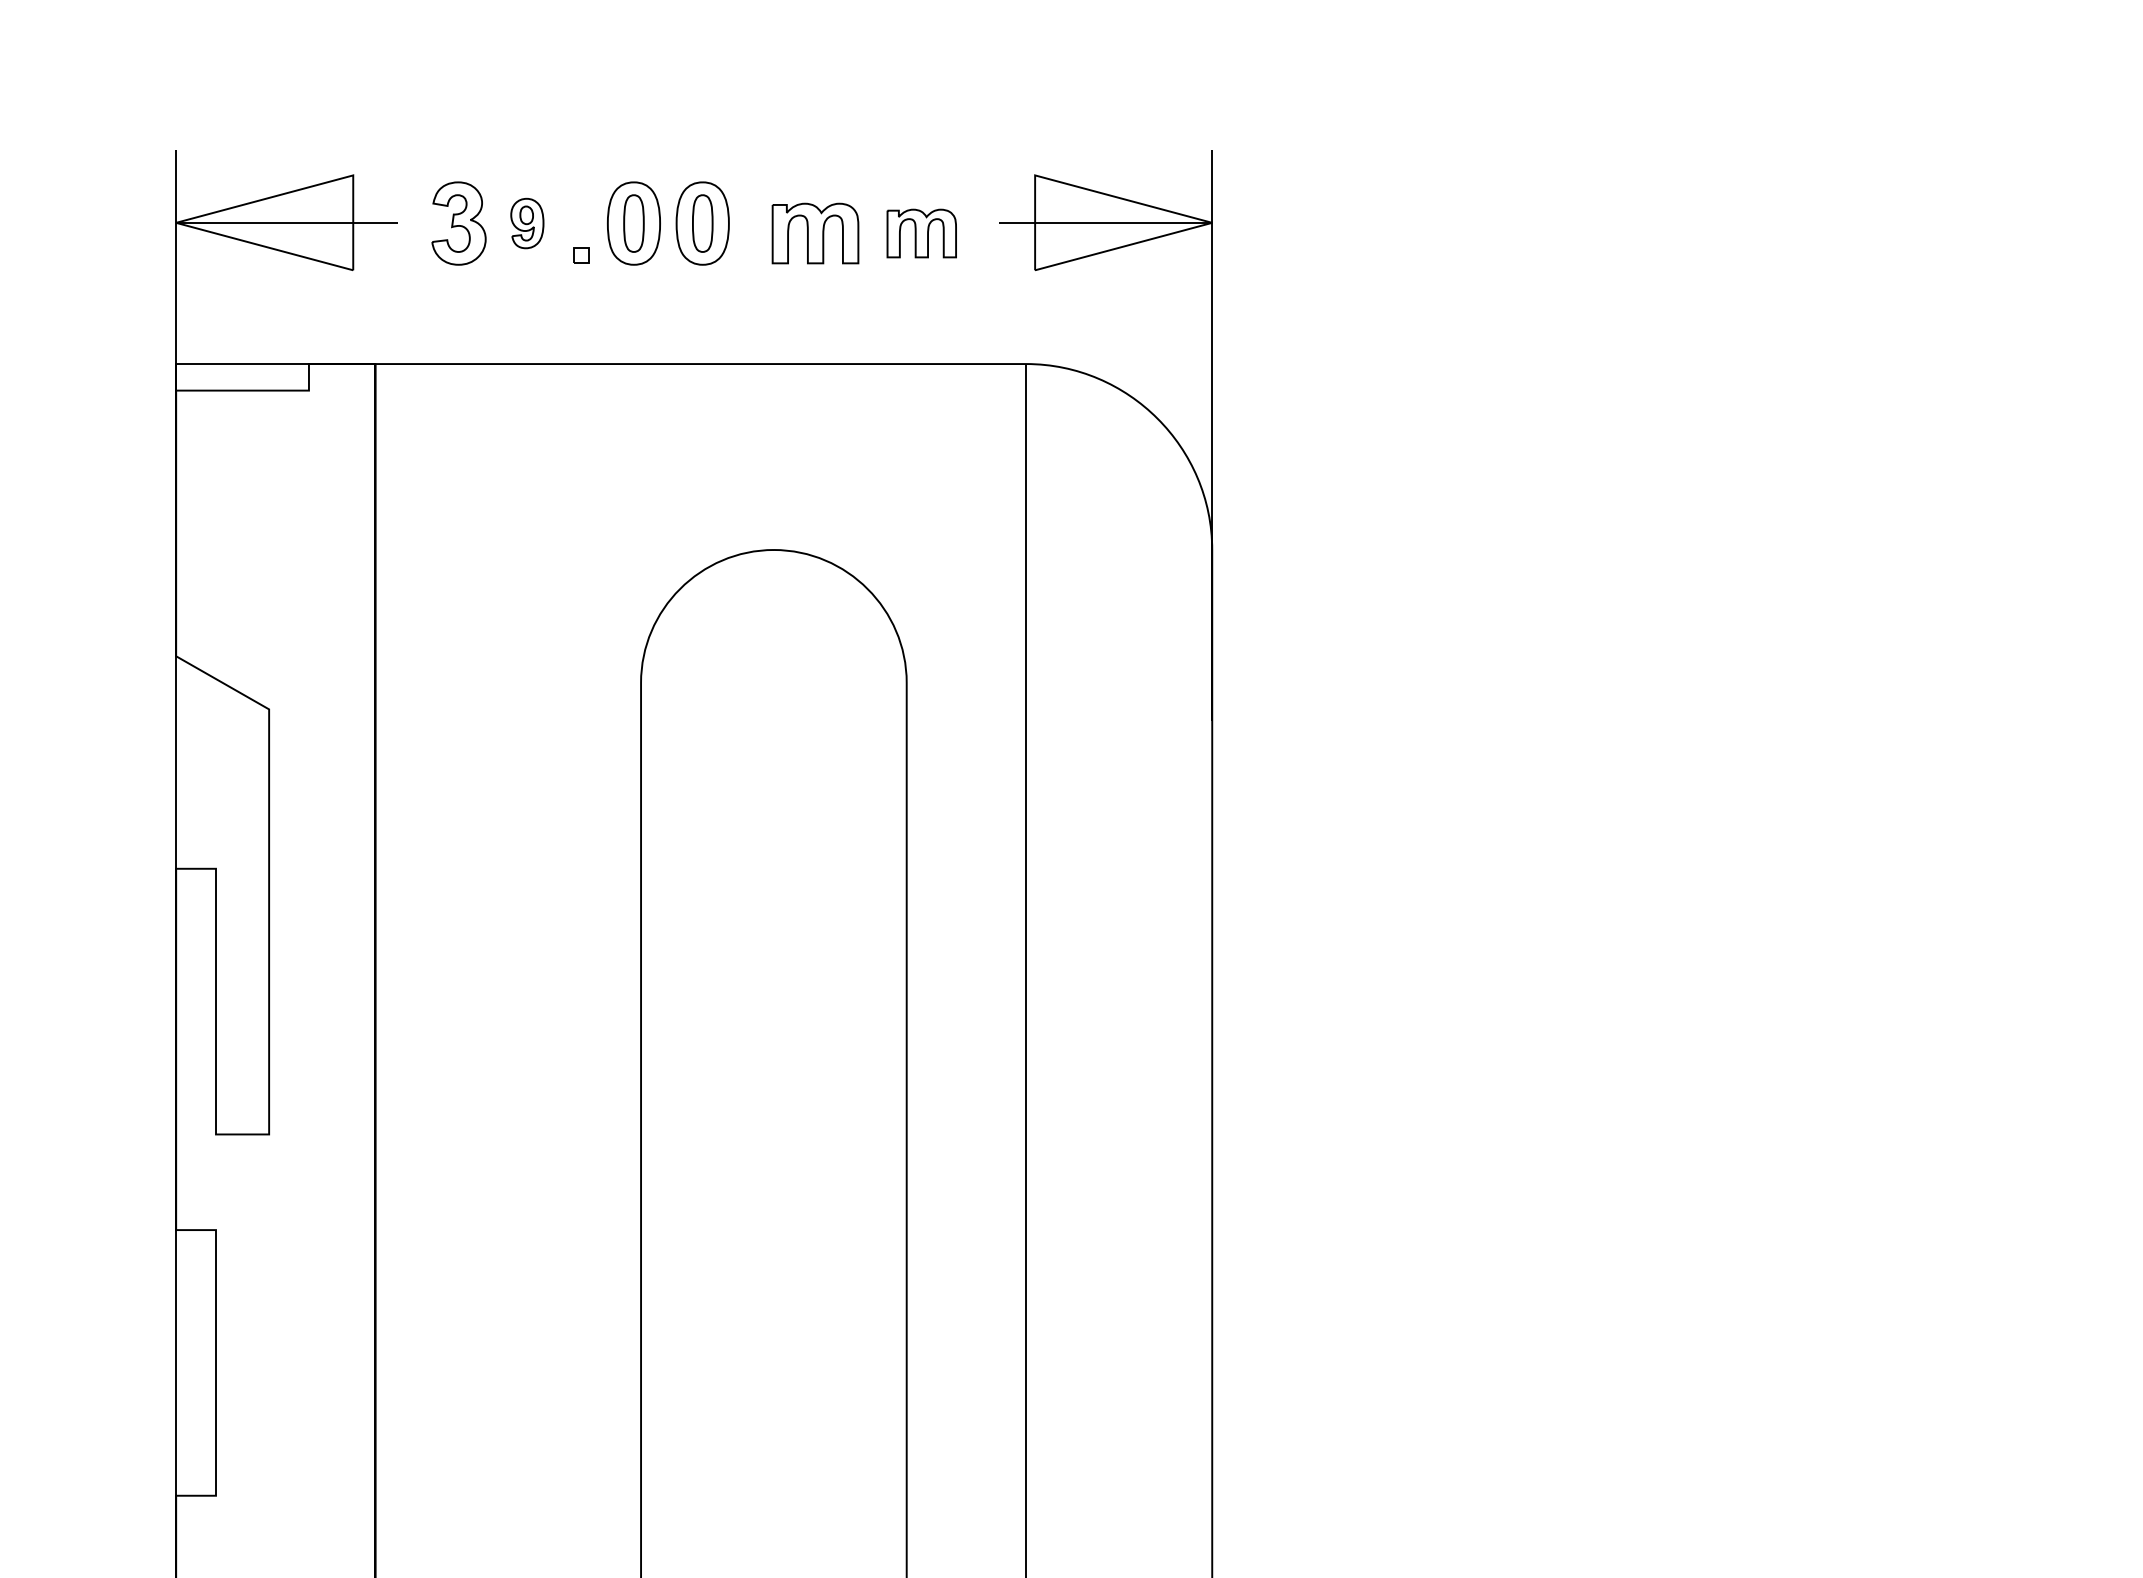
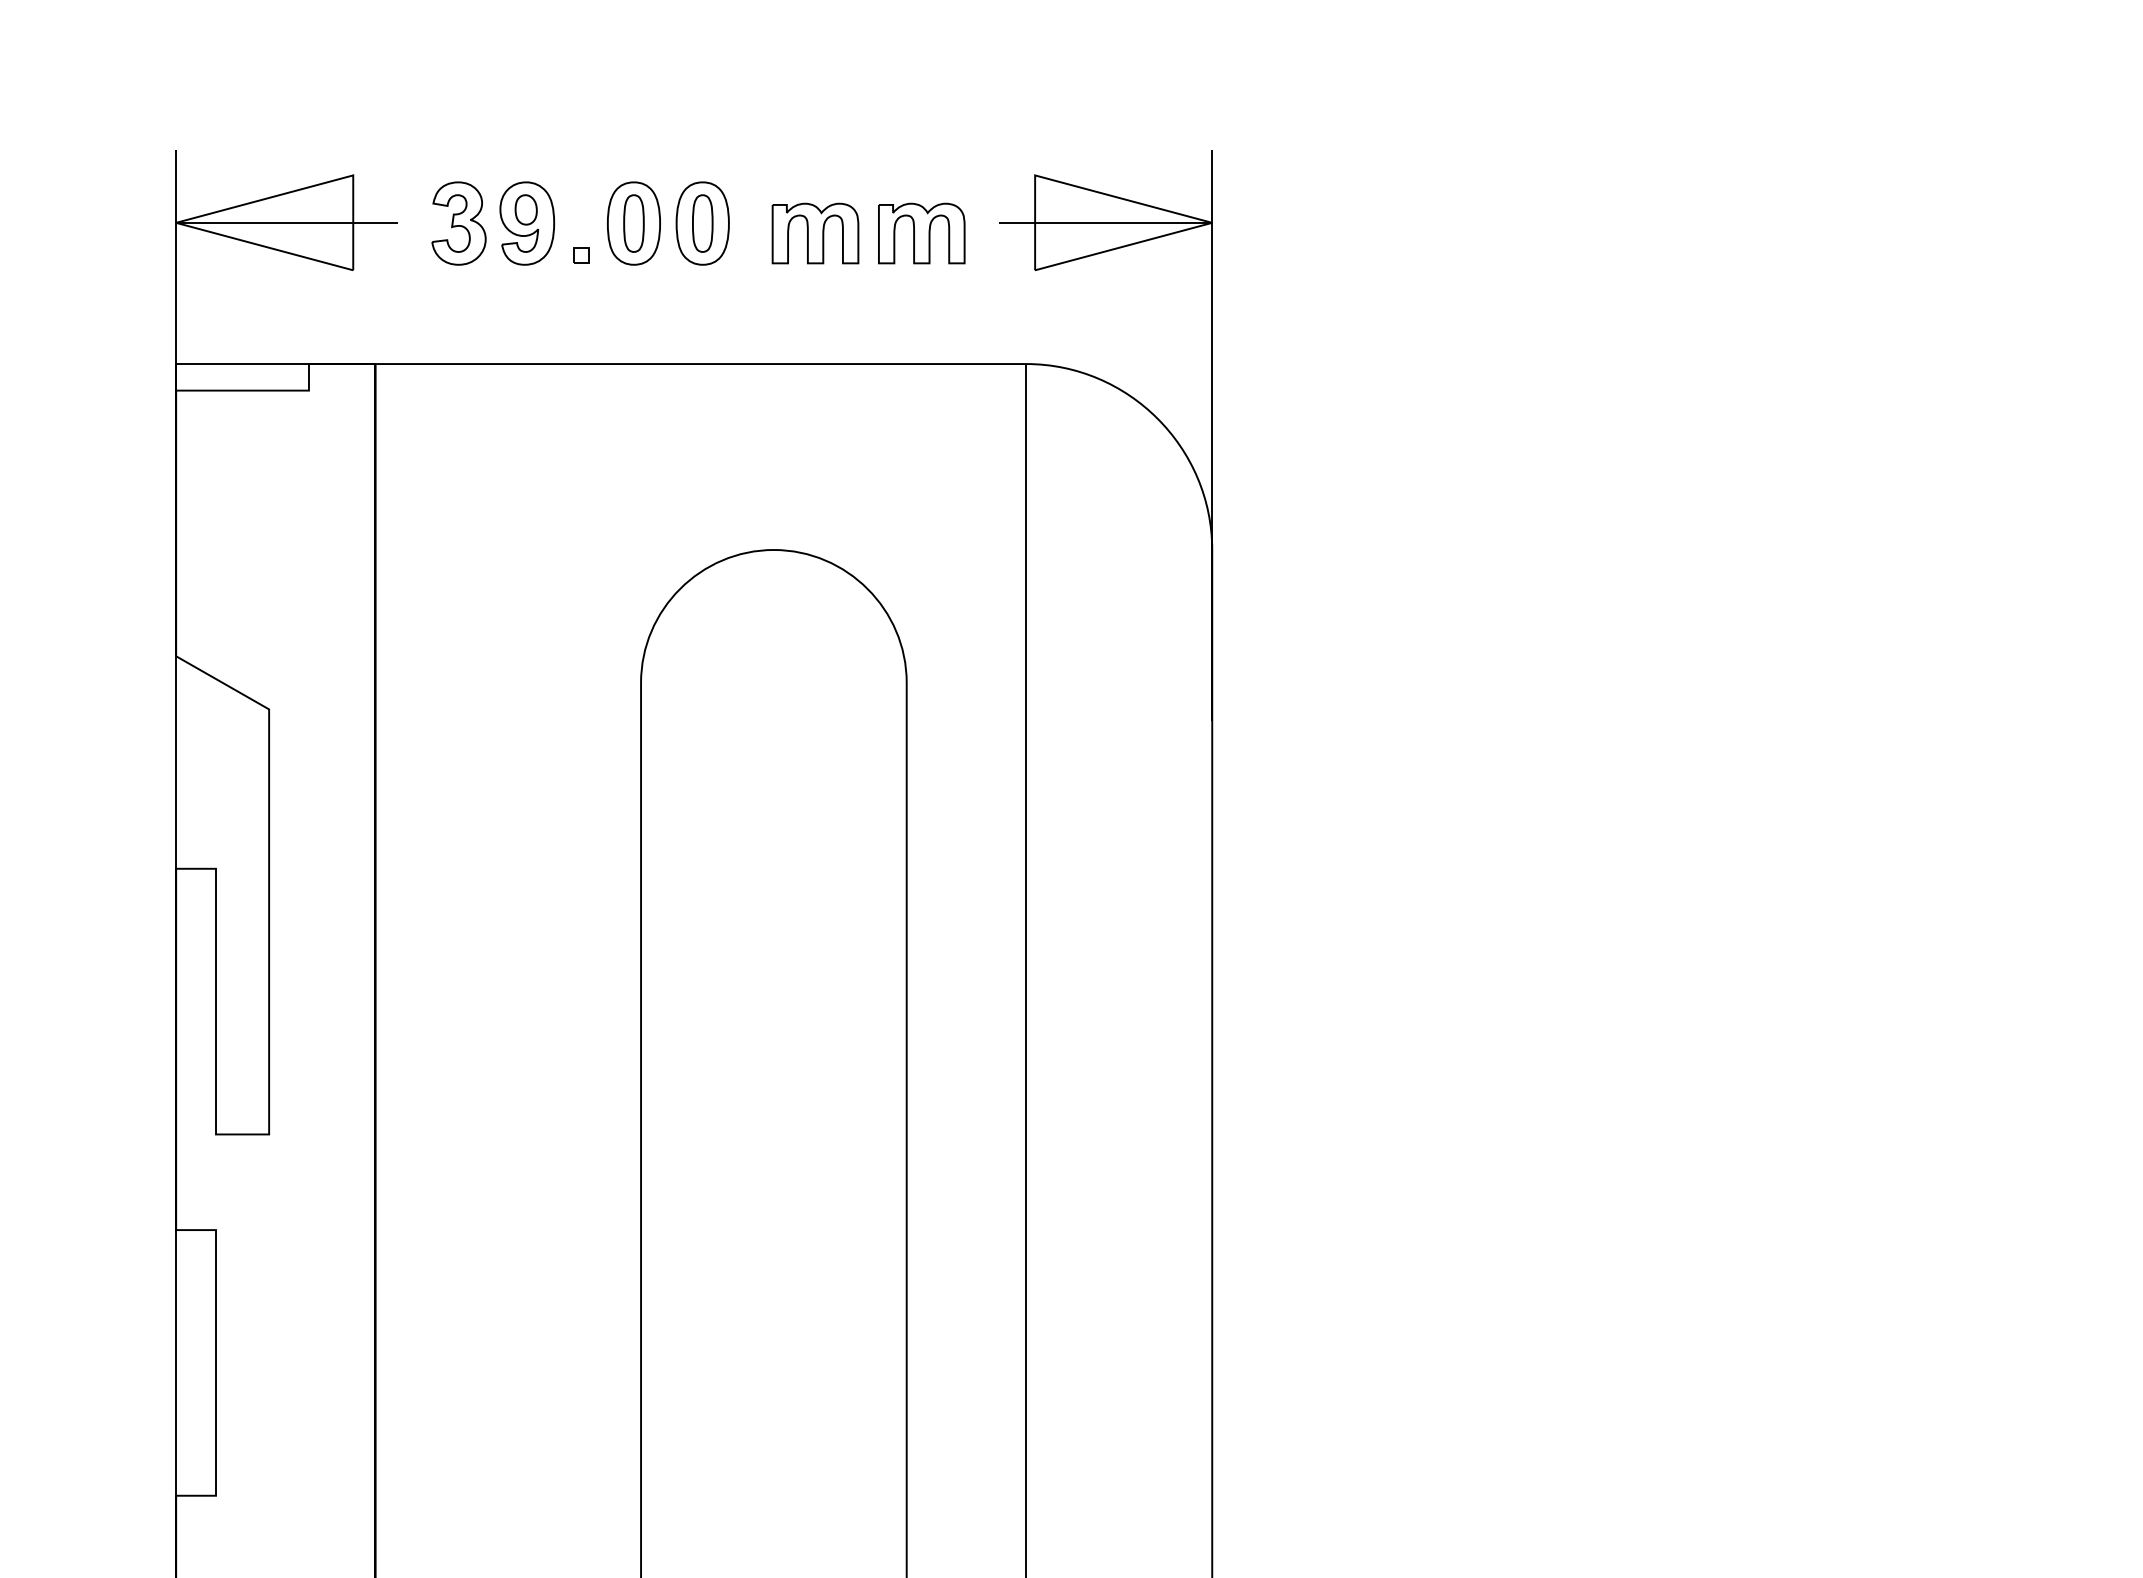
part size: 35x53 px -> 57x85 px (527, 223)
part size: 71x51 px -> 88x63 px (921, 233)
